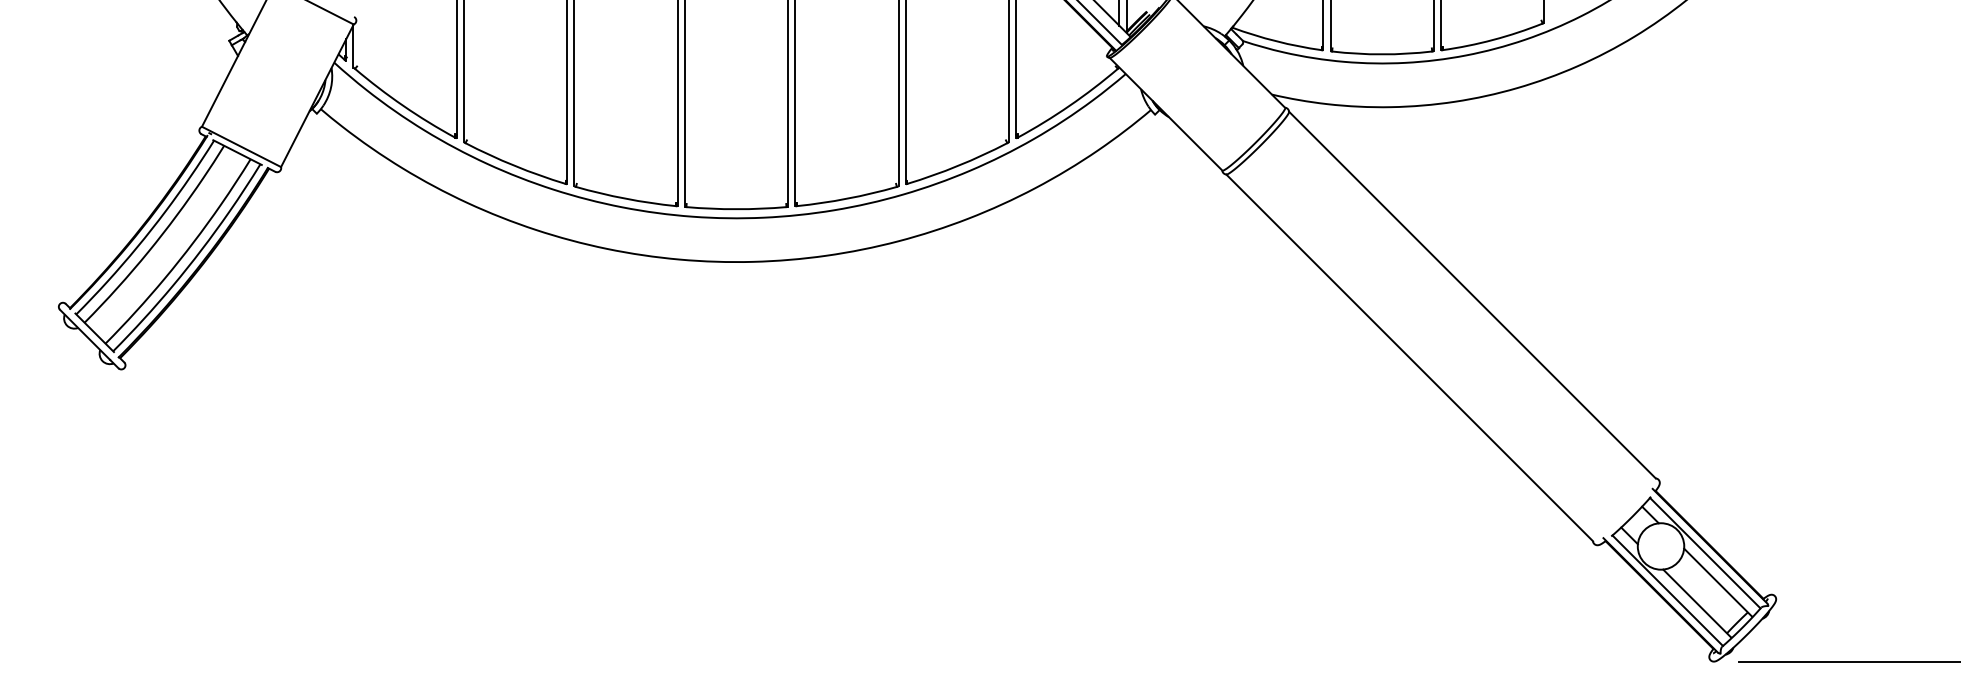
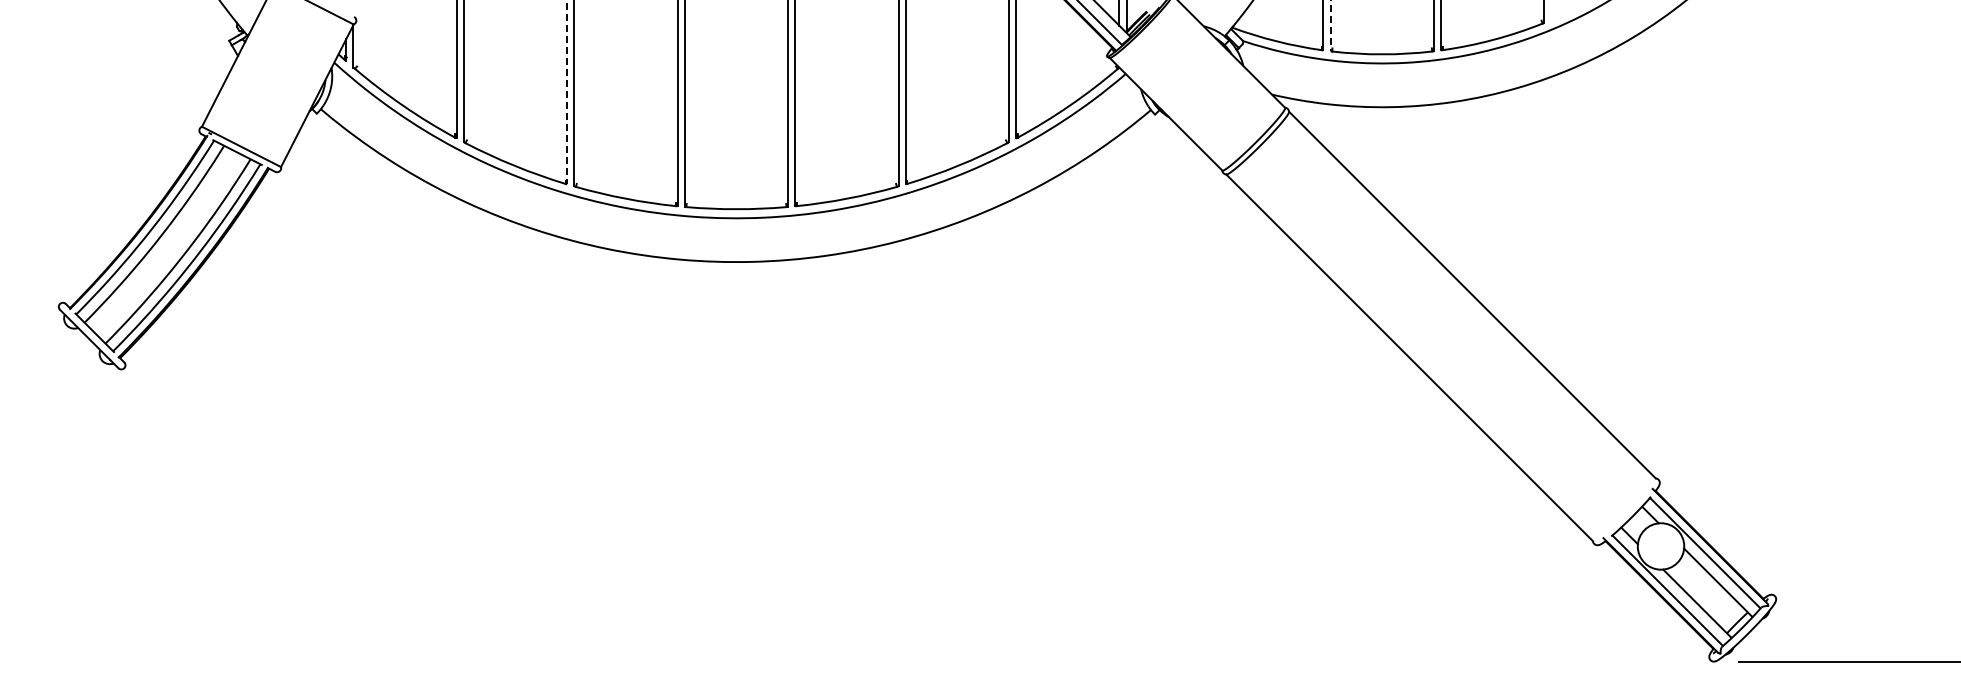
line: solid -> dashed (1330, 26)
line: solid -> dashed (567, 92)
